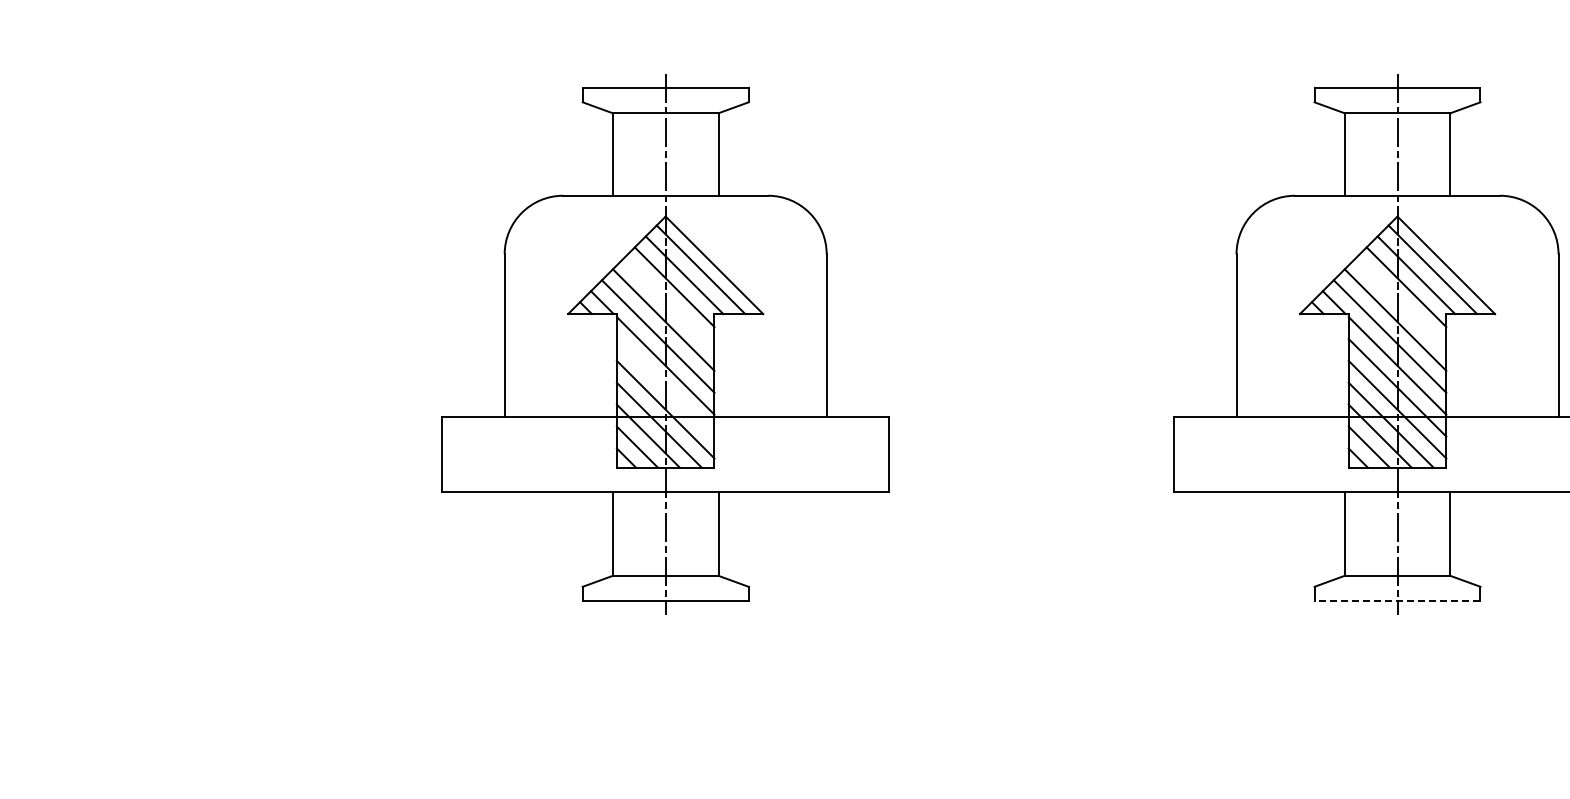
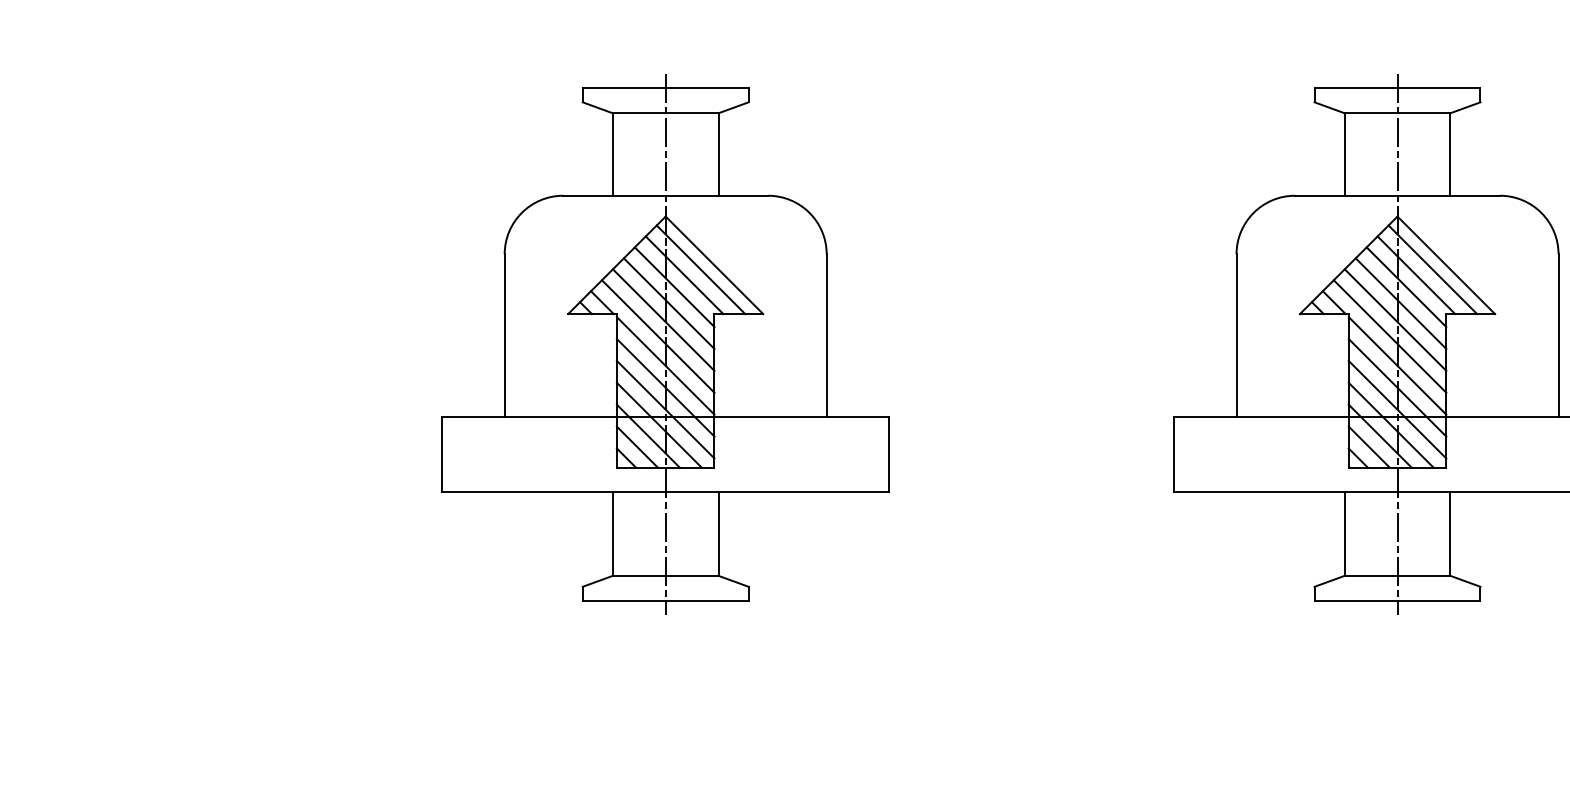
line: none -> present (668, 303)
line: none -> present (1400, 303)
line: none -> present (665, 387)
line: dashed -> solid (1397, 600)
